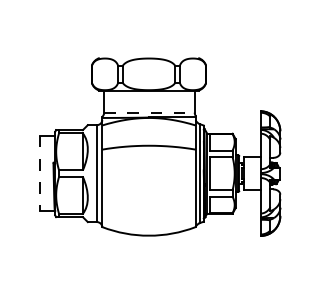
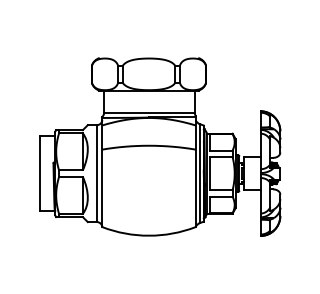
line: dashed -> solid (149, 112)
line: dashed -> solid (39, 173)
